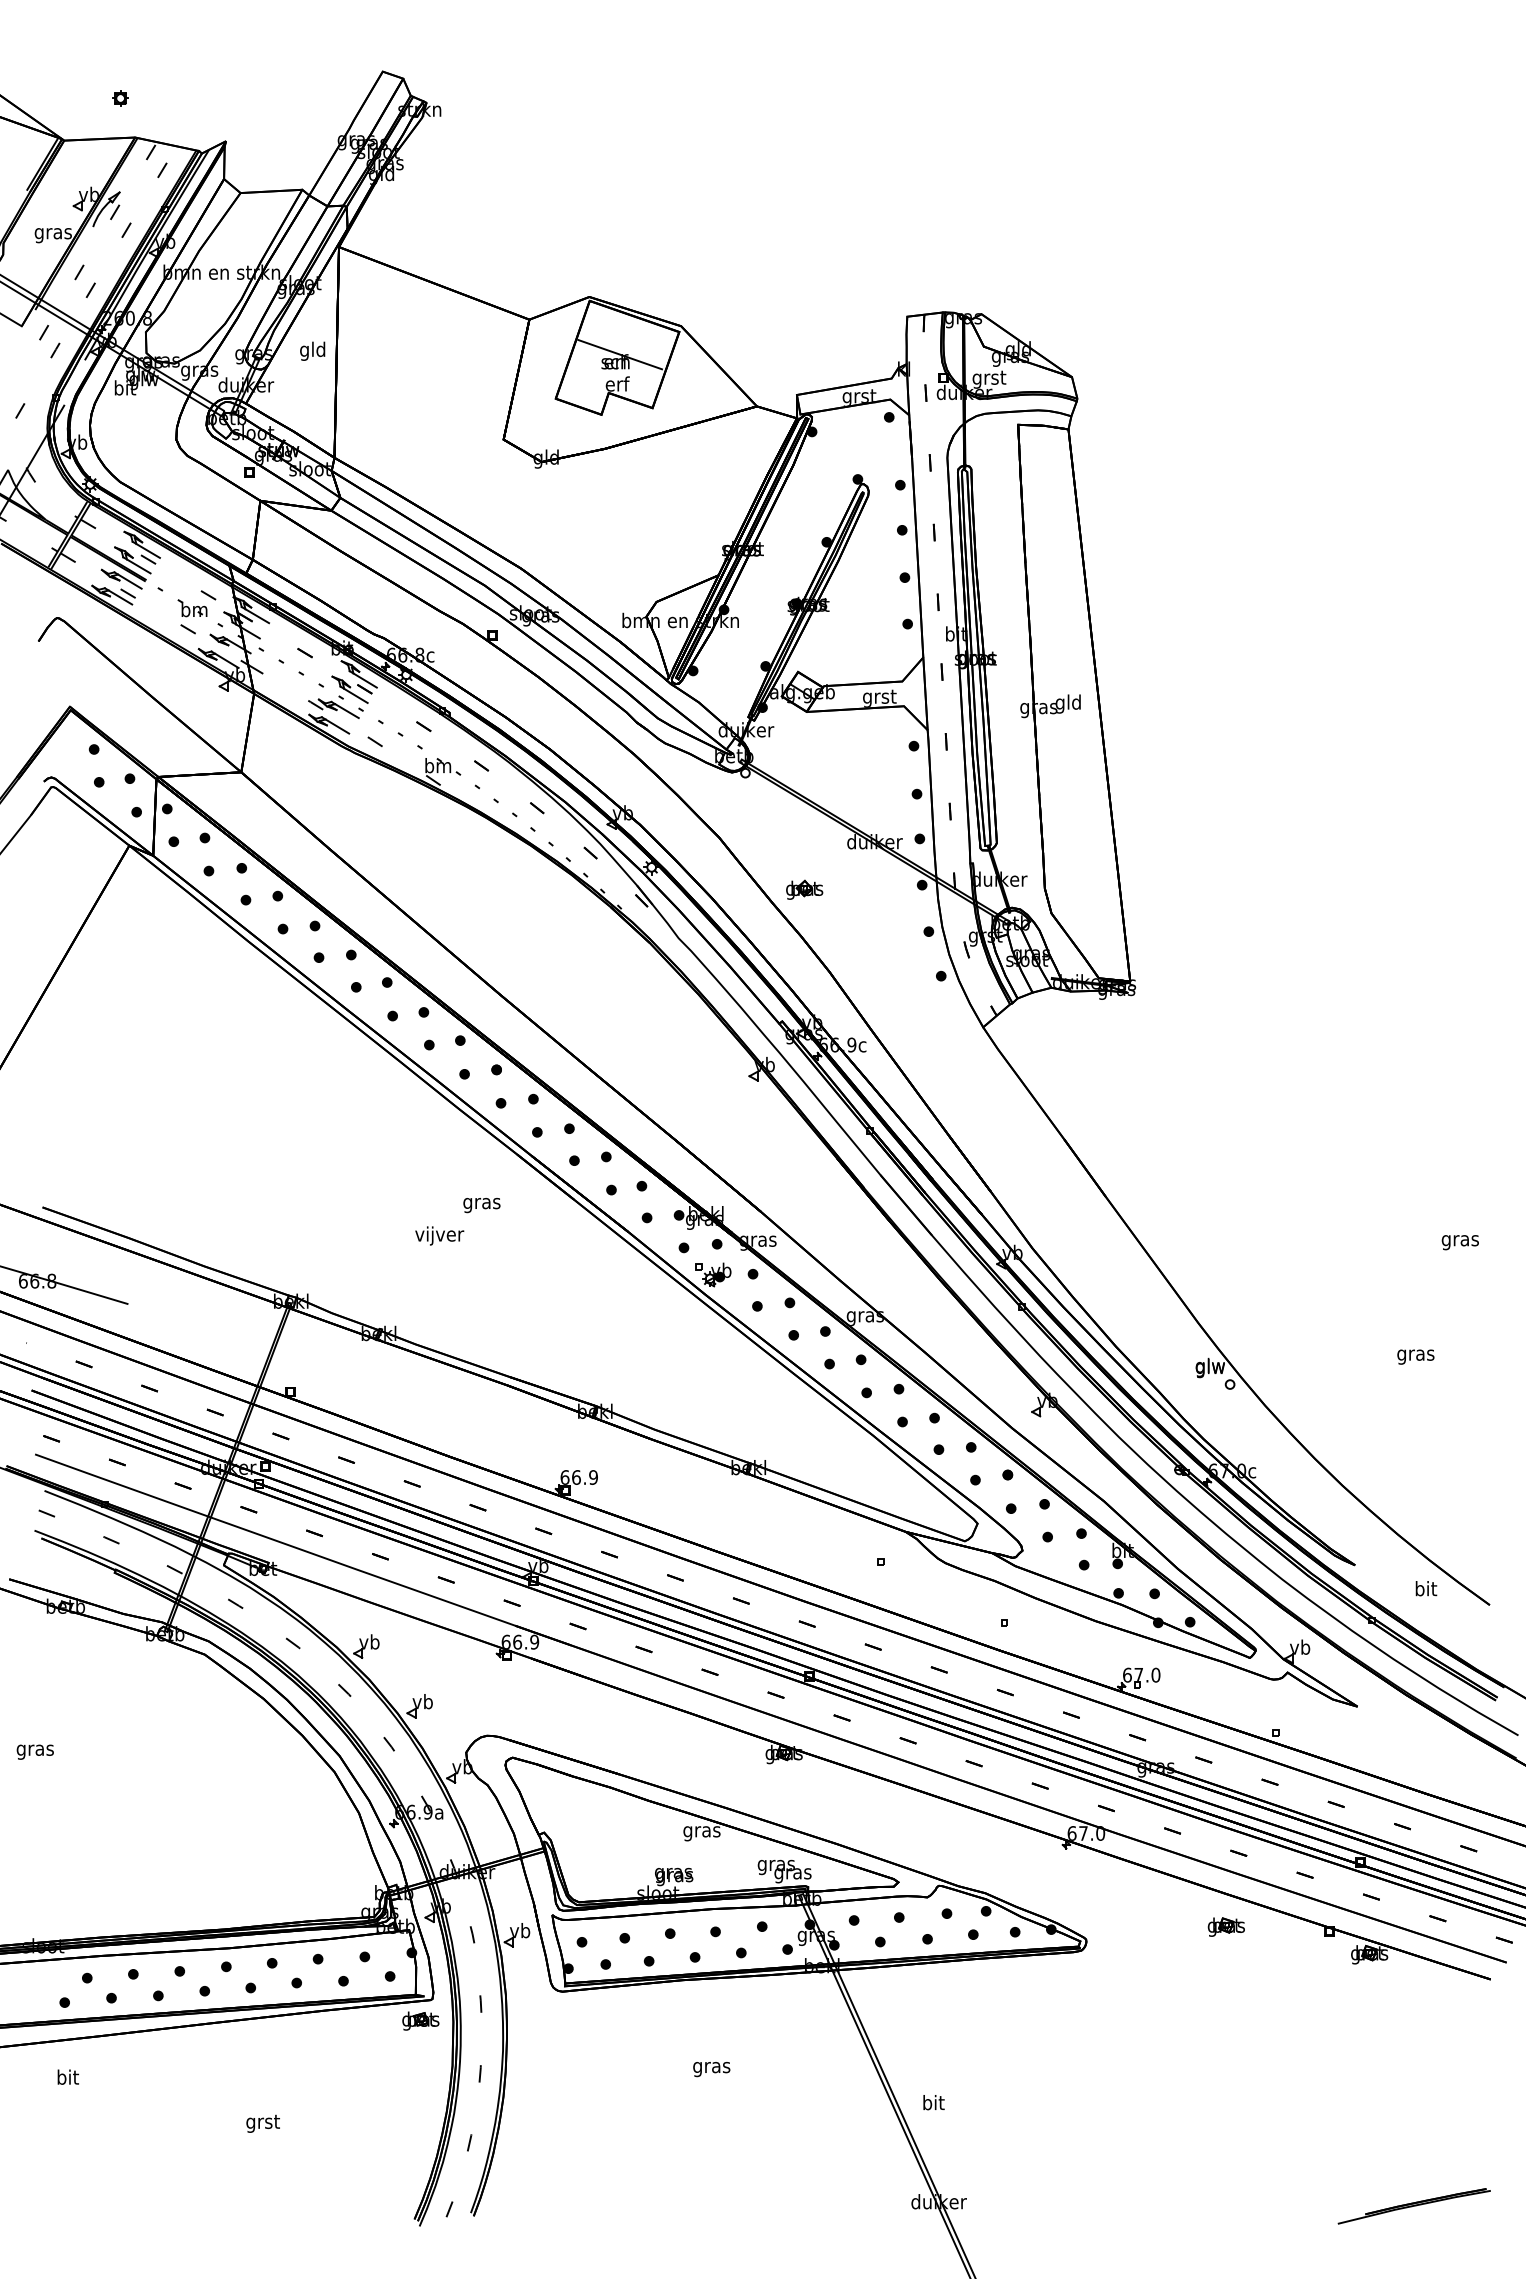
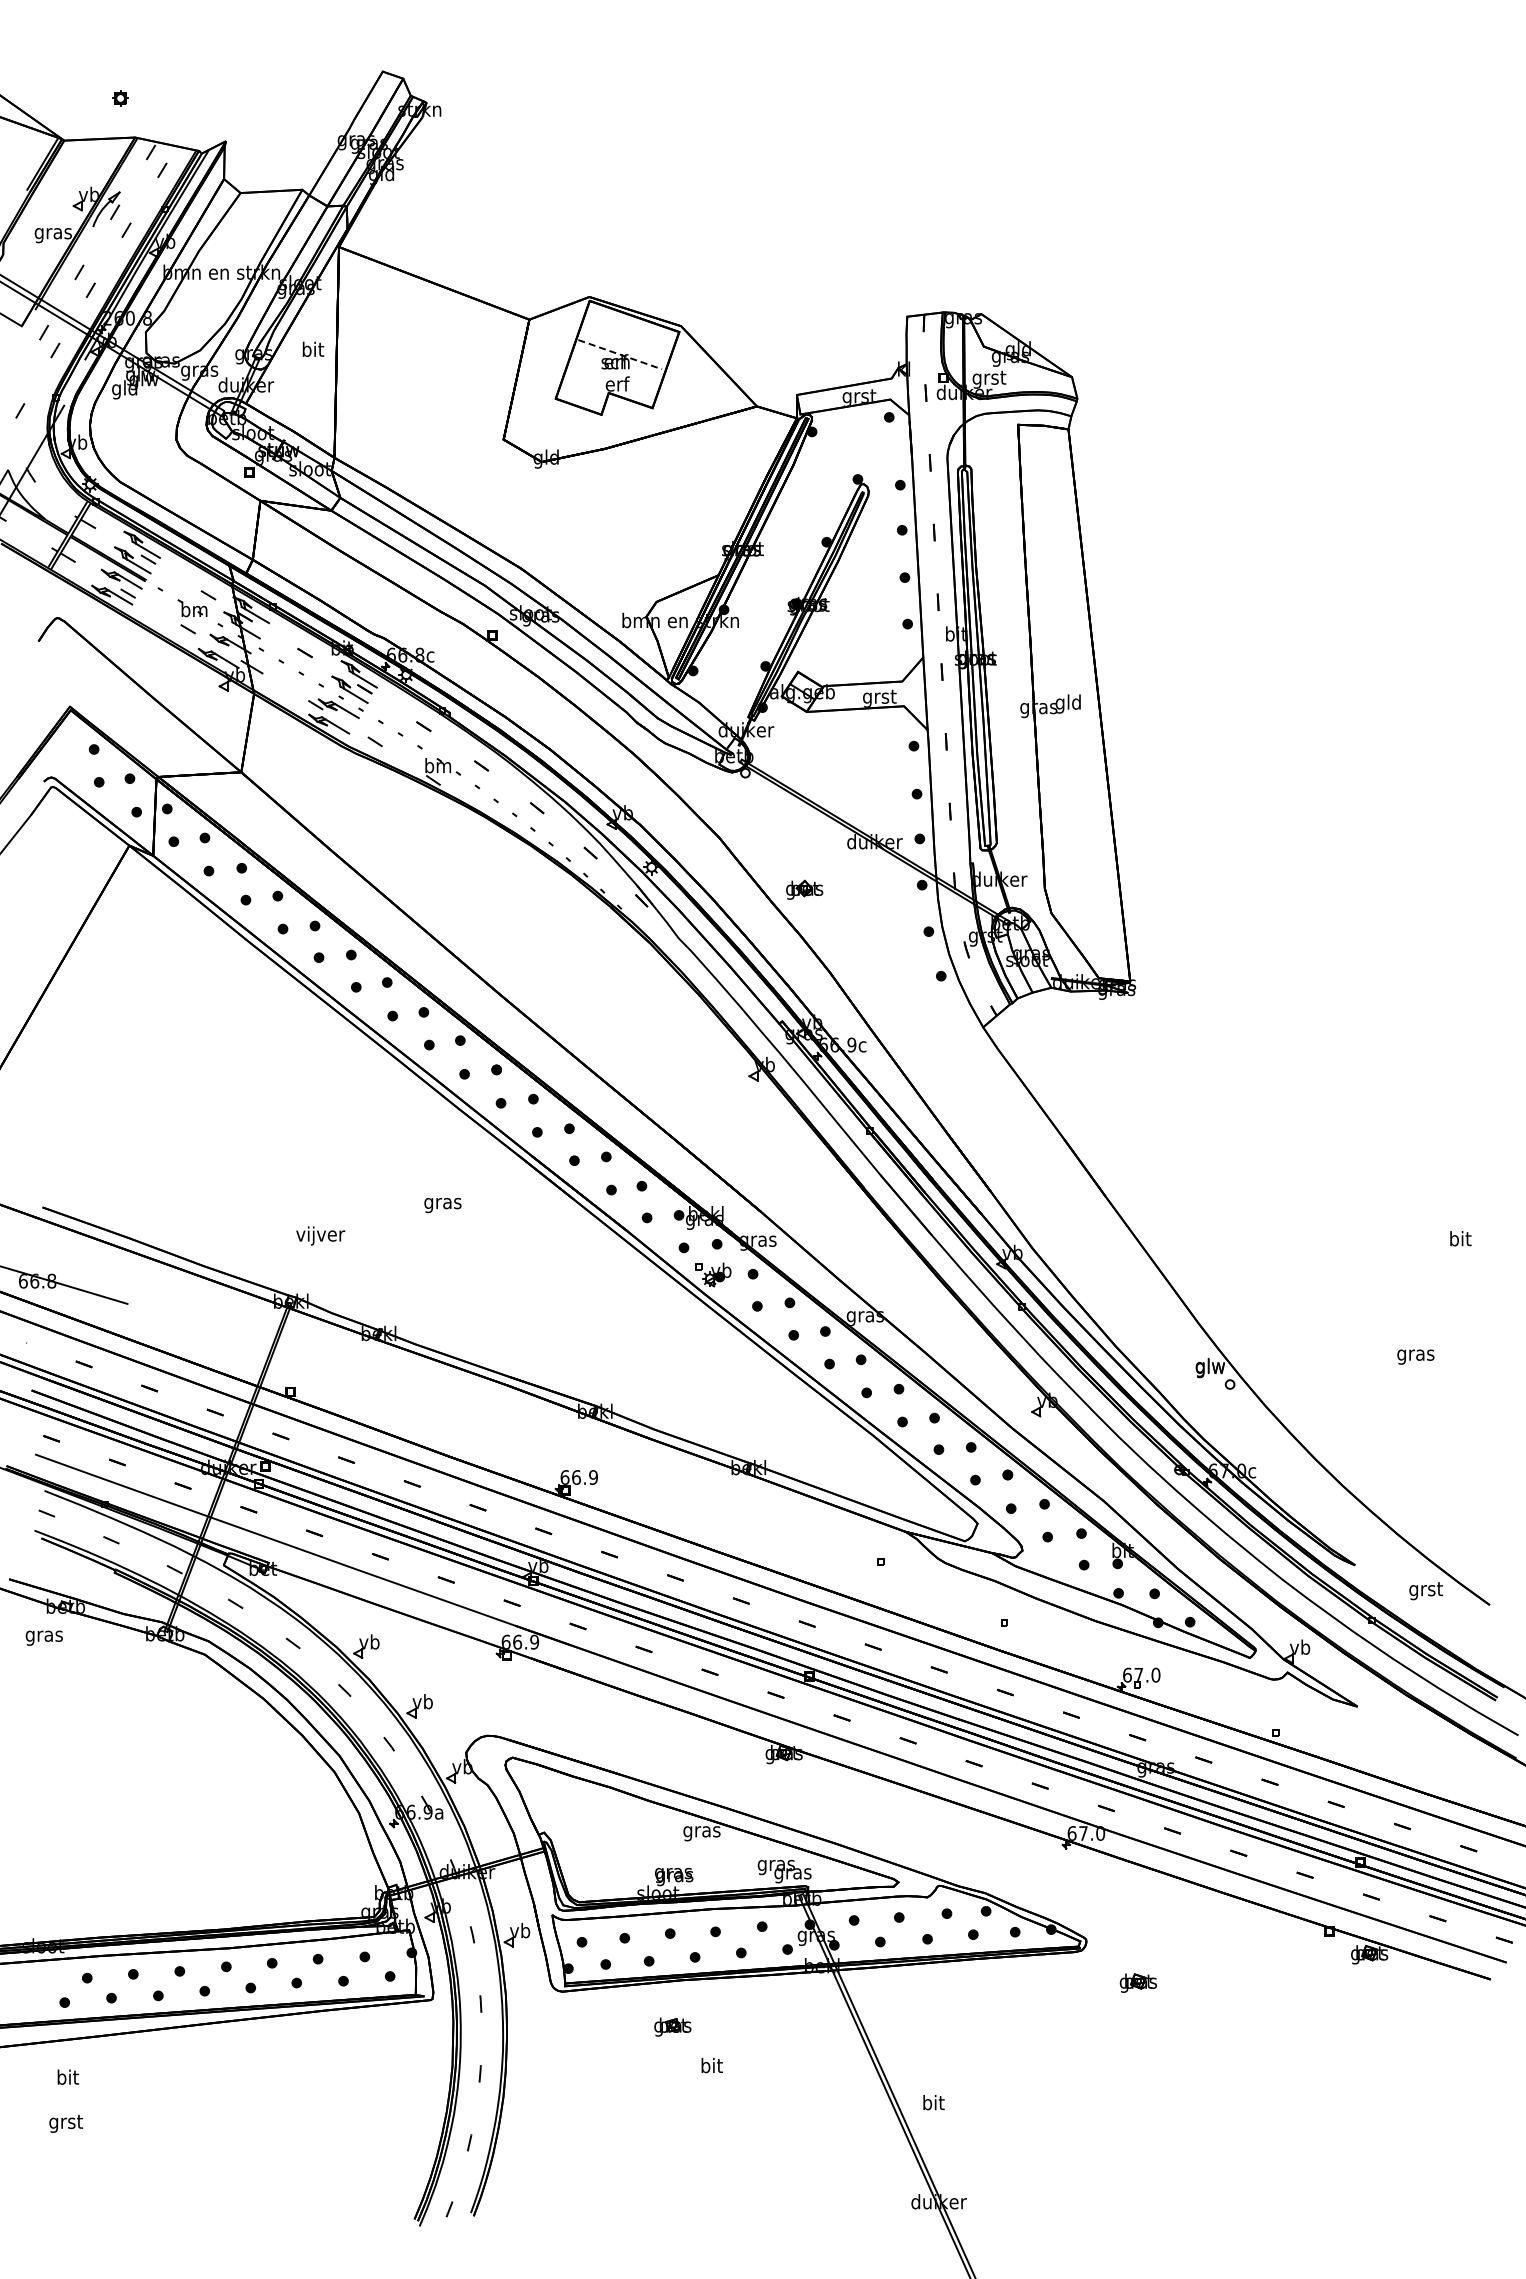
text: gld -> bit (312, 350)
line: solid -> dashed (620, 354)
text: bit -> gld (124, 389)
text position: (481, 1205) -> (442, 1205) (442, 1205)
text position: (439, 1235) -> (320, 1235) (320, 1235)
text: gras -> bit (1459, 1240)
text: bit -> grst (1425, 1590)
text position: (34, 1751) -> (43, 1637) (43, 1637)
part position: (1225, 1926) -> (1137, 1982) (1137, 1982)
part position: (420, 2020) -> (672, 2026) (672, 2026)
text: gras -> bit (711, 2067)
text position: (262, 2123) -> (65, 2123) (65, 2123)
part: present -> none (1413, 2206)
